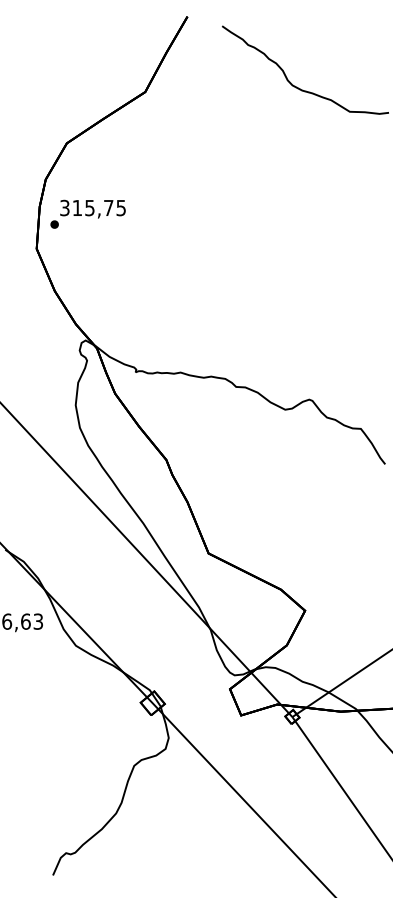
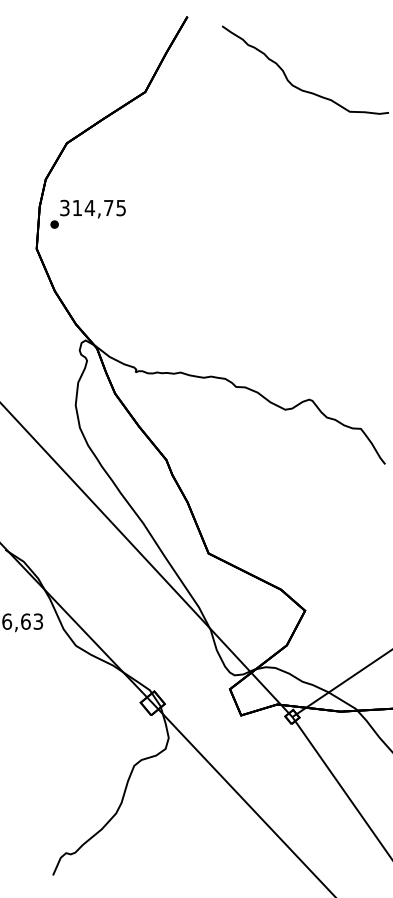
text: 315,75 -> 314,75 (89, 208)
